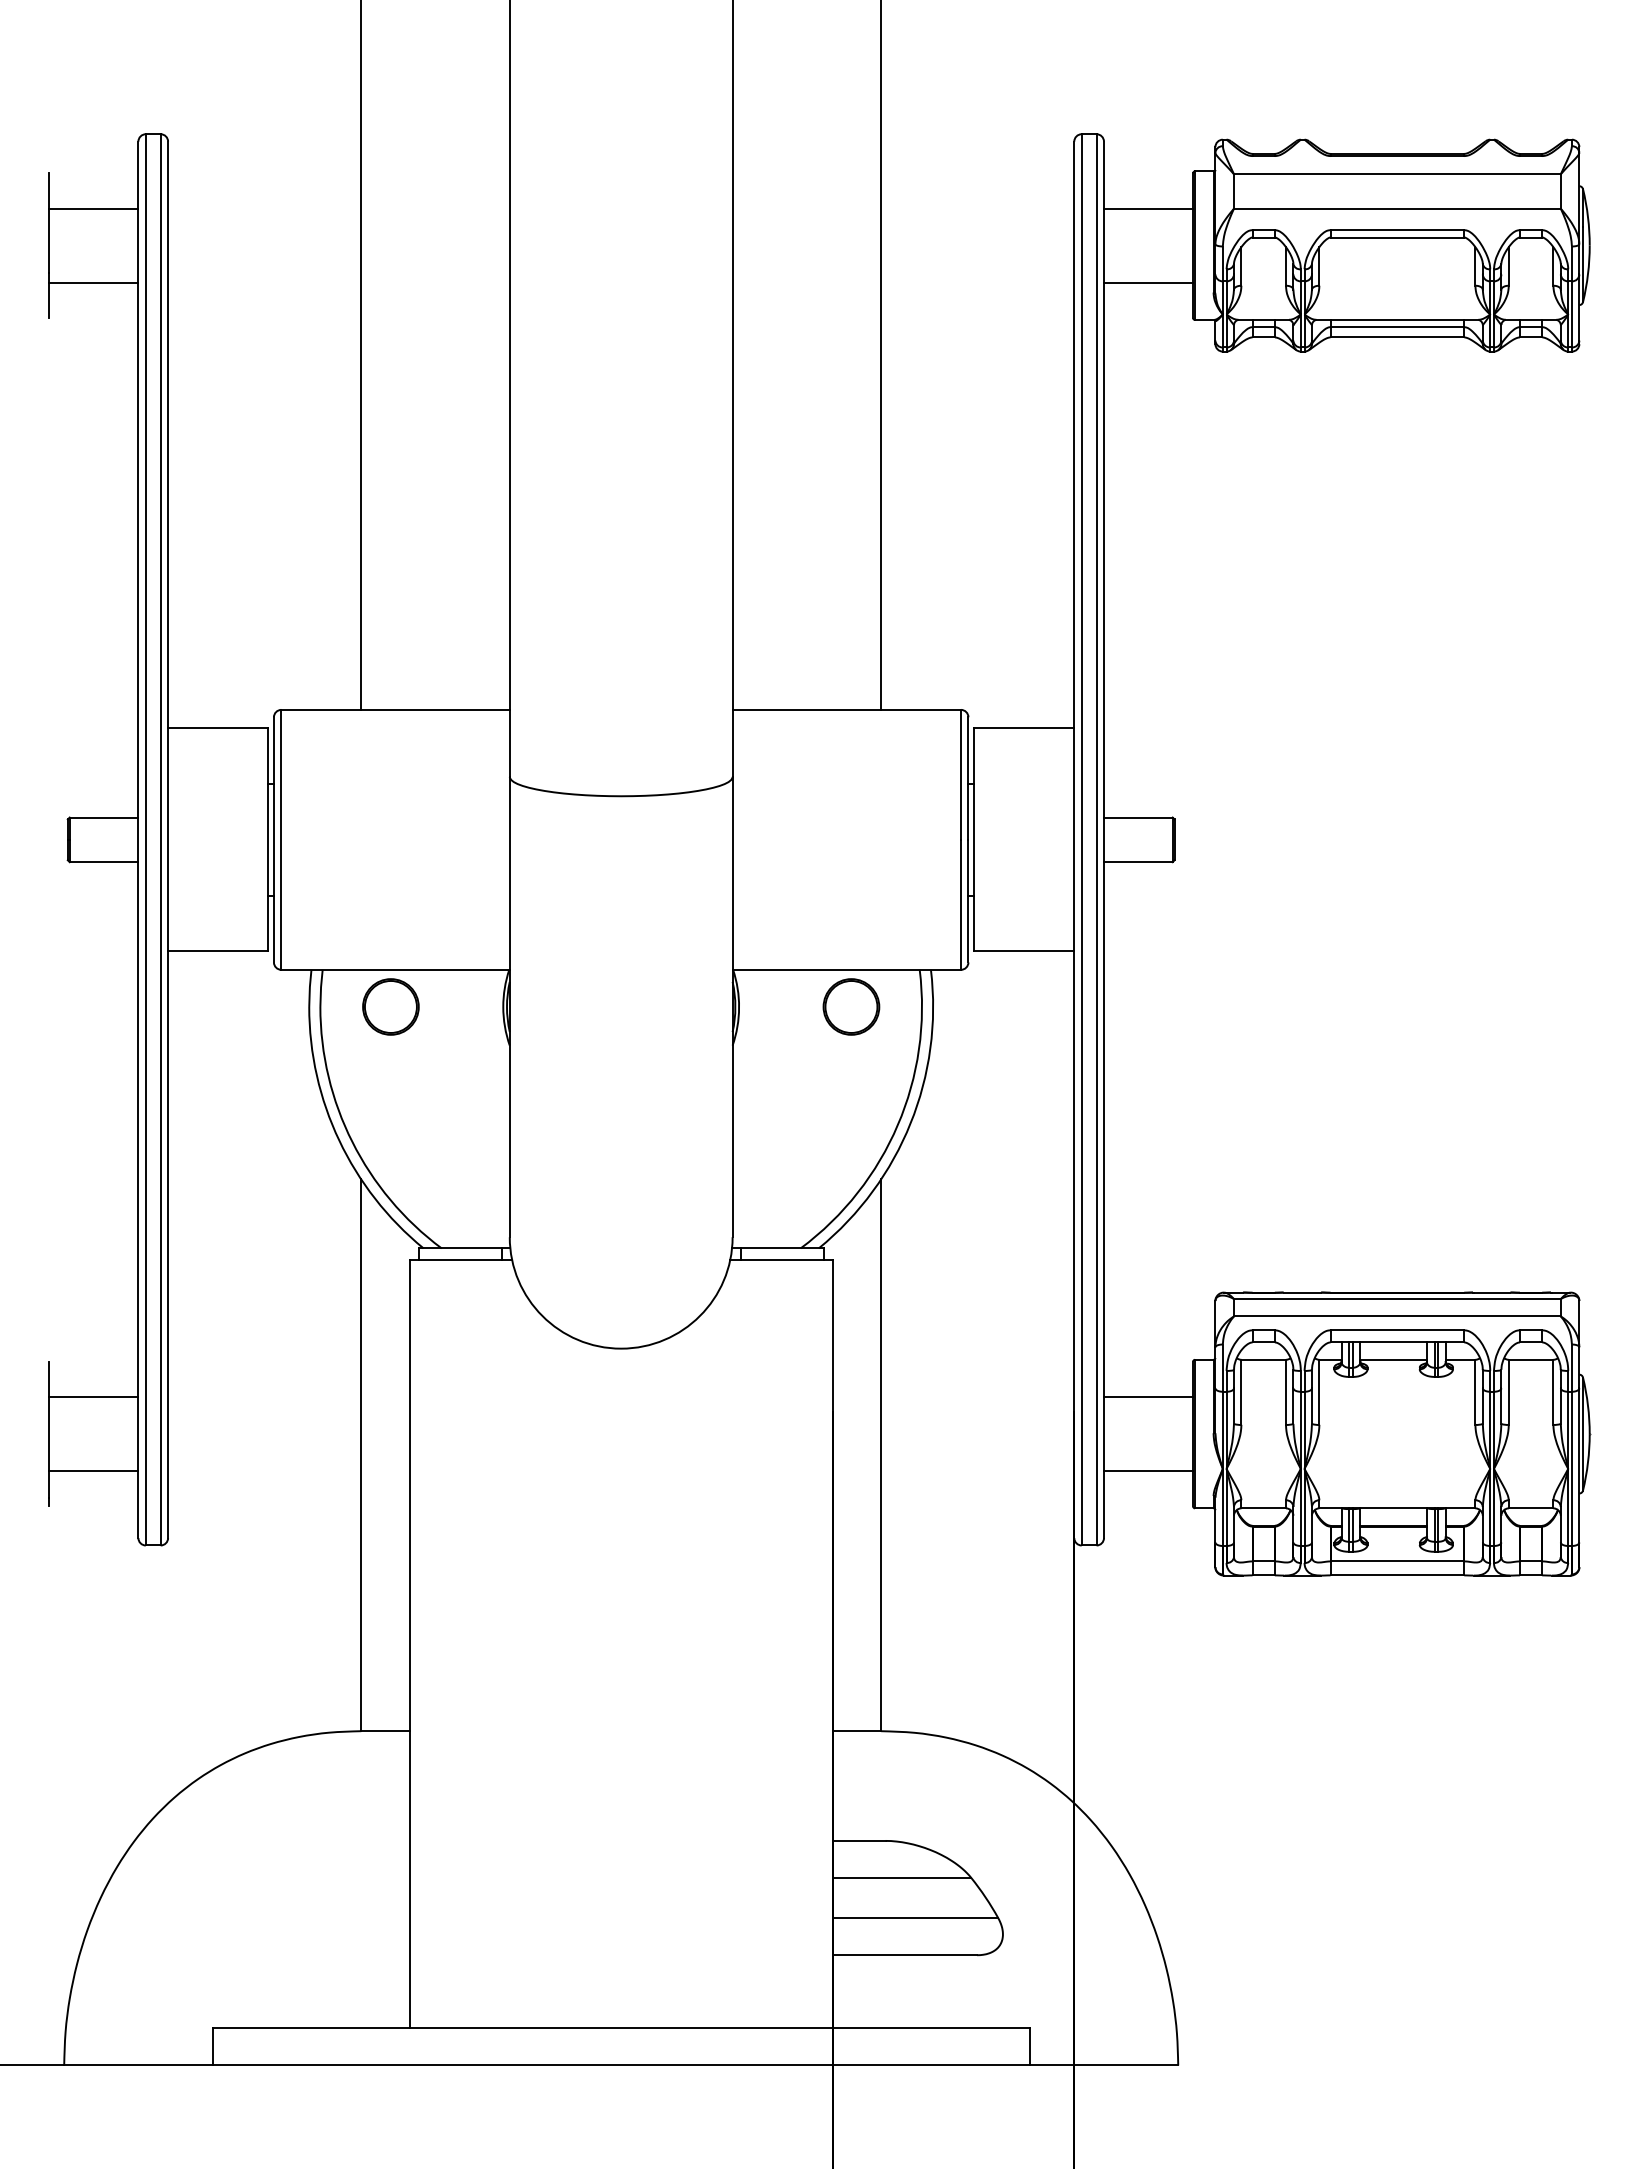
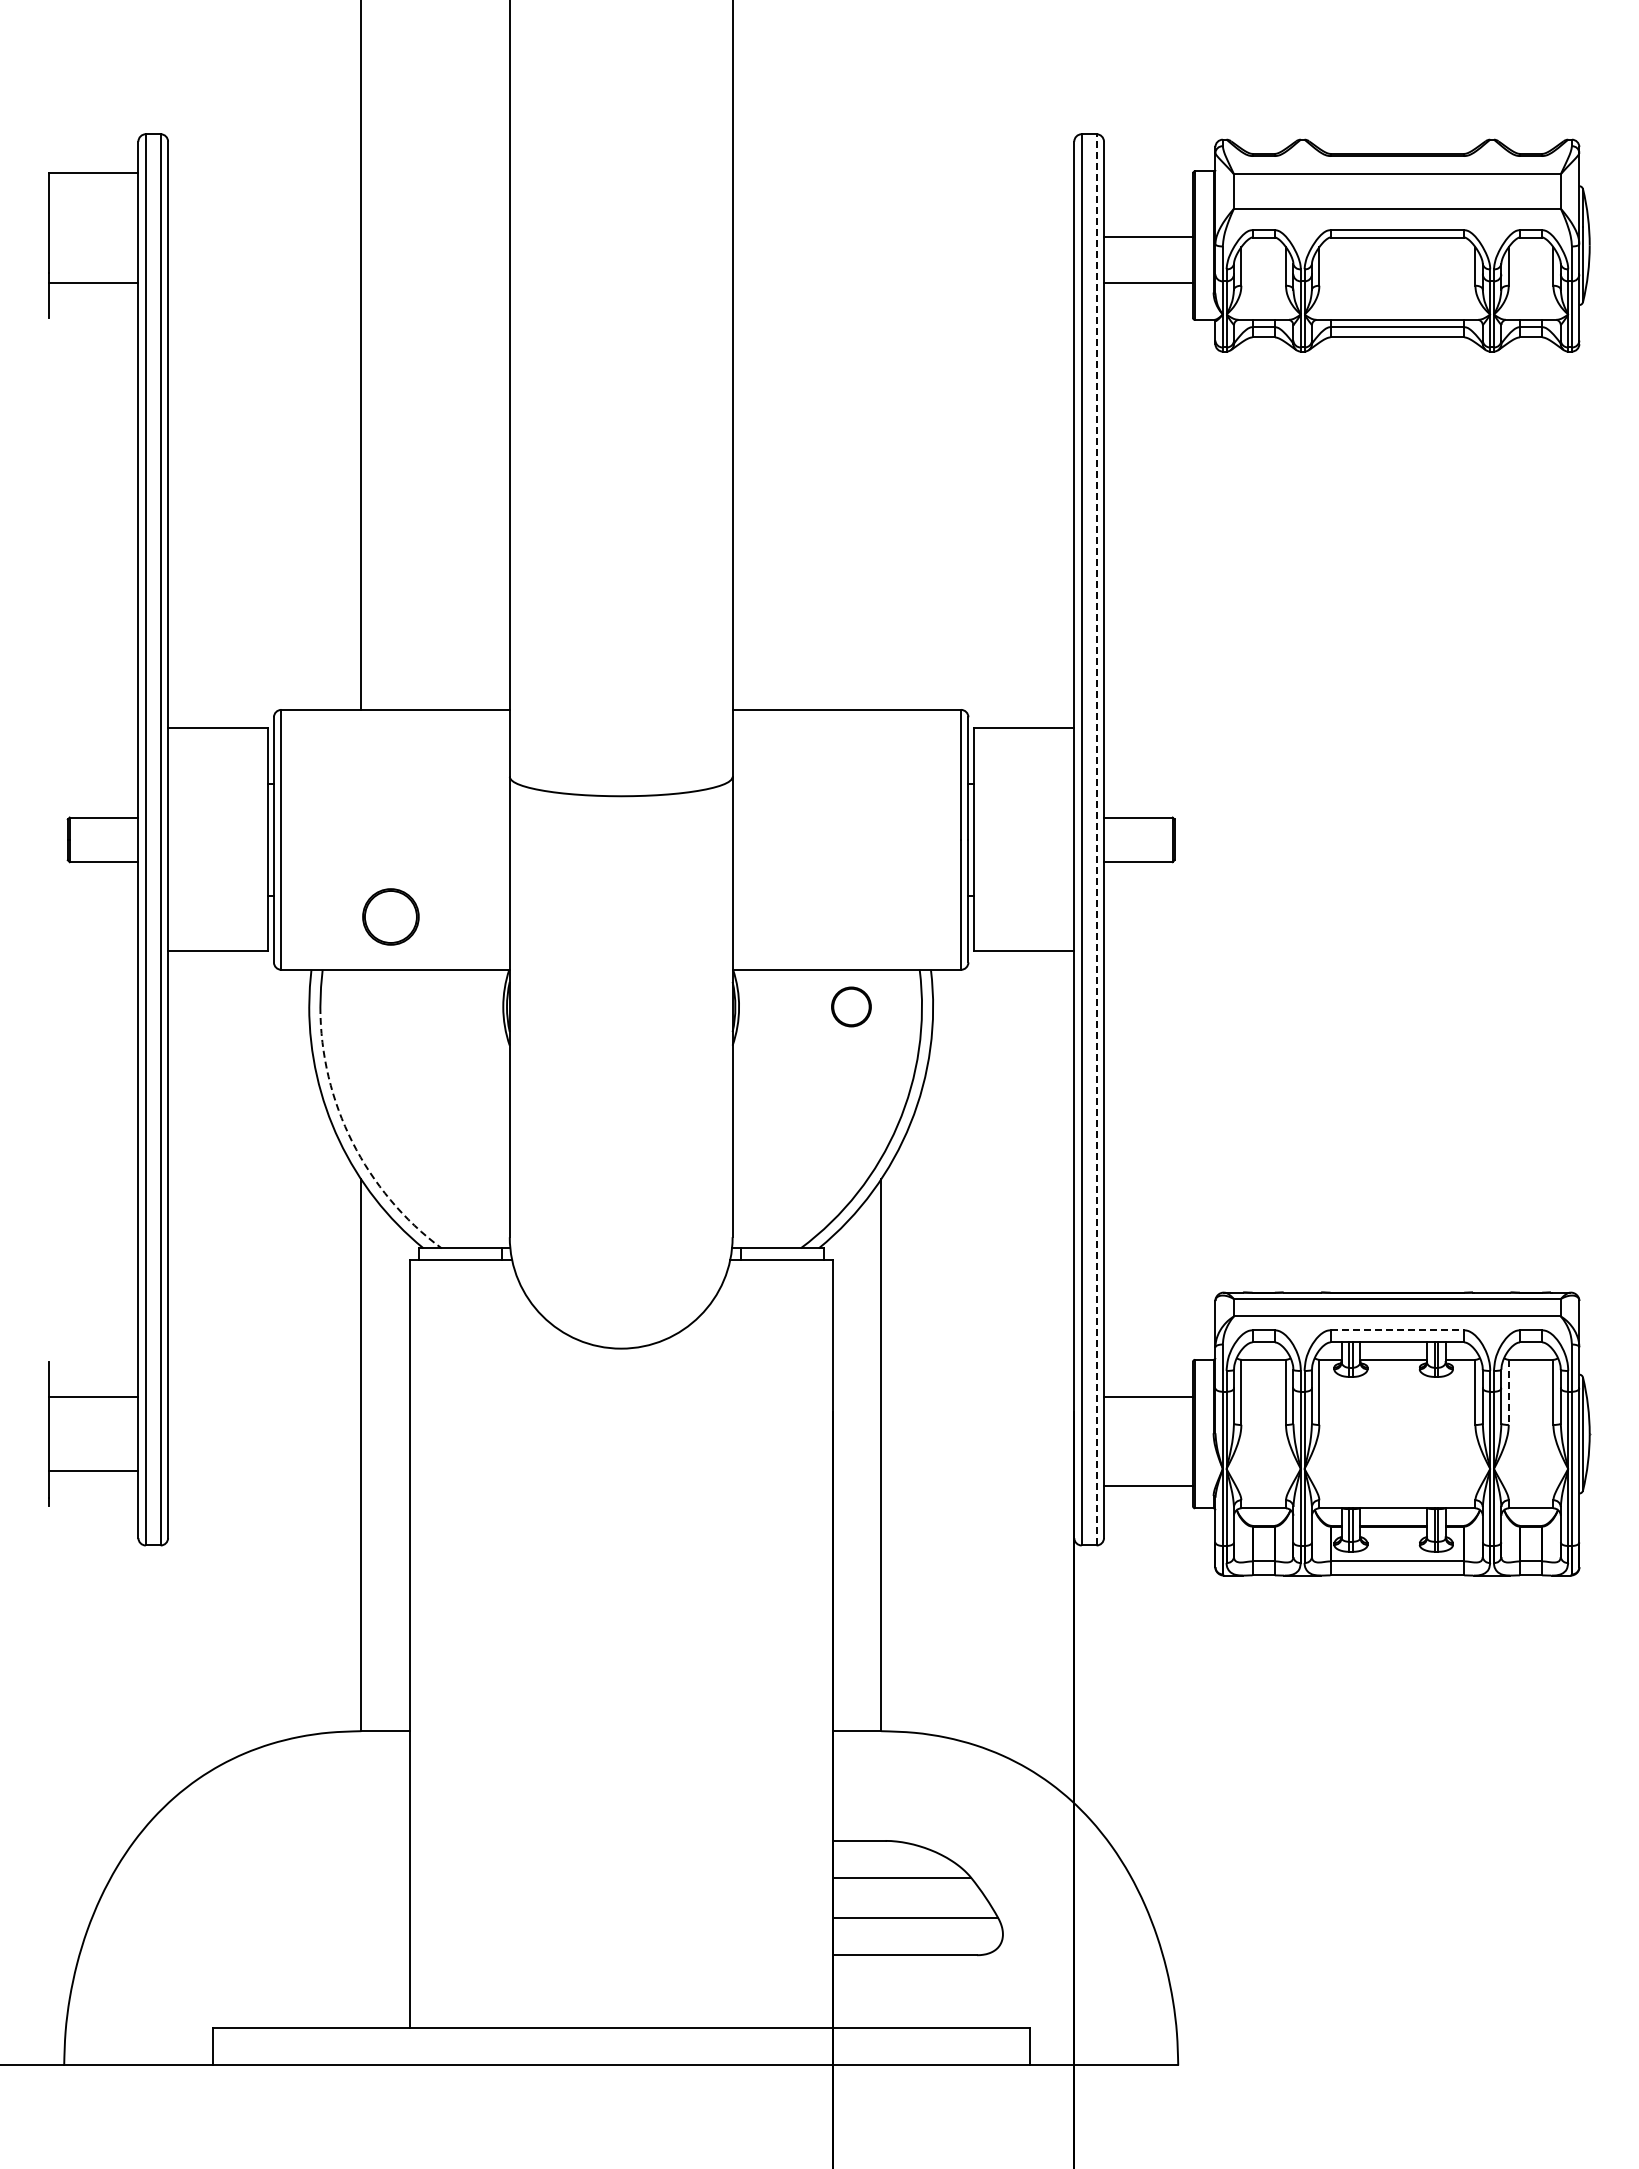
line position: (93, 208) -> (93, 172) (93, 172)
line position: (1148, 208) -> (1148, 236) (1148, 236)
line: present -> none (881, 355)
line: solid -> dashed (1096, 839)
part position: (390, 1006) -> (390, 916) (390, 916)
part size: 59x58 px -> 41x42 px (851, 1006)
arc: solid -> dashed (352, 1142)
line: solid -> dashed (1397, 1330)
line: solid -> dashed (1508, 1392)
line position: (1148, 1471) -> (1148, 1486) (1148, 1486)
